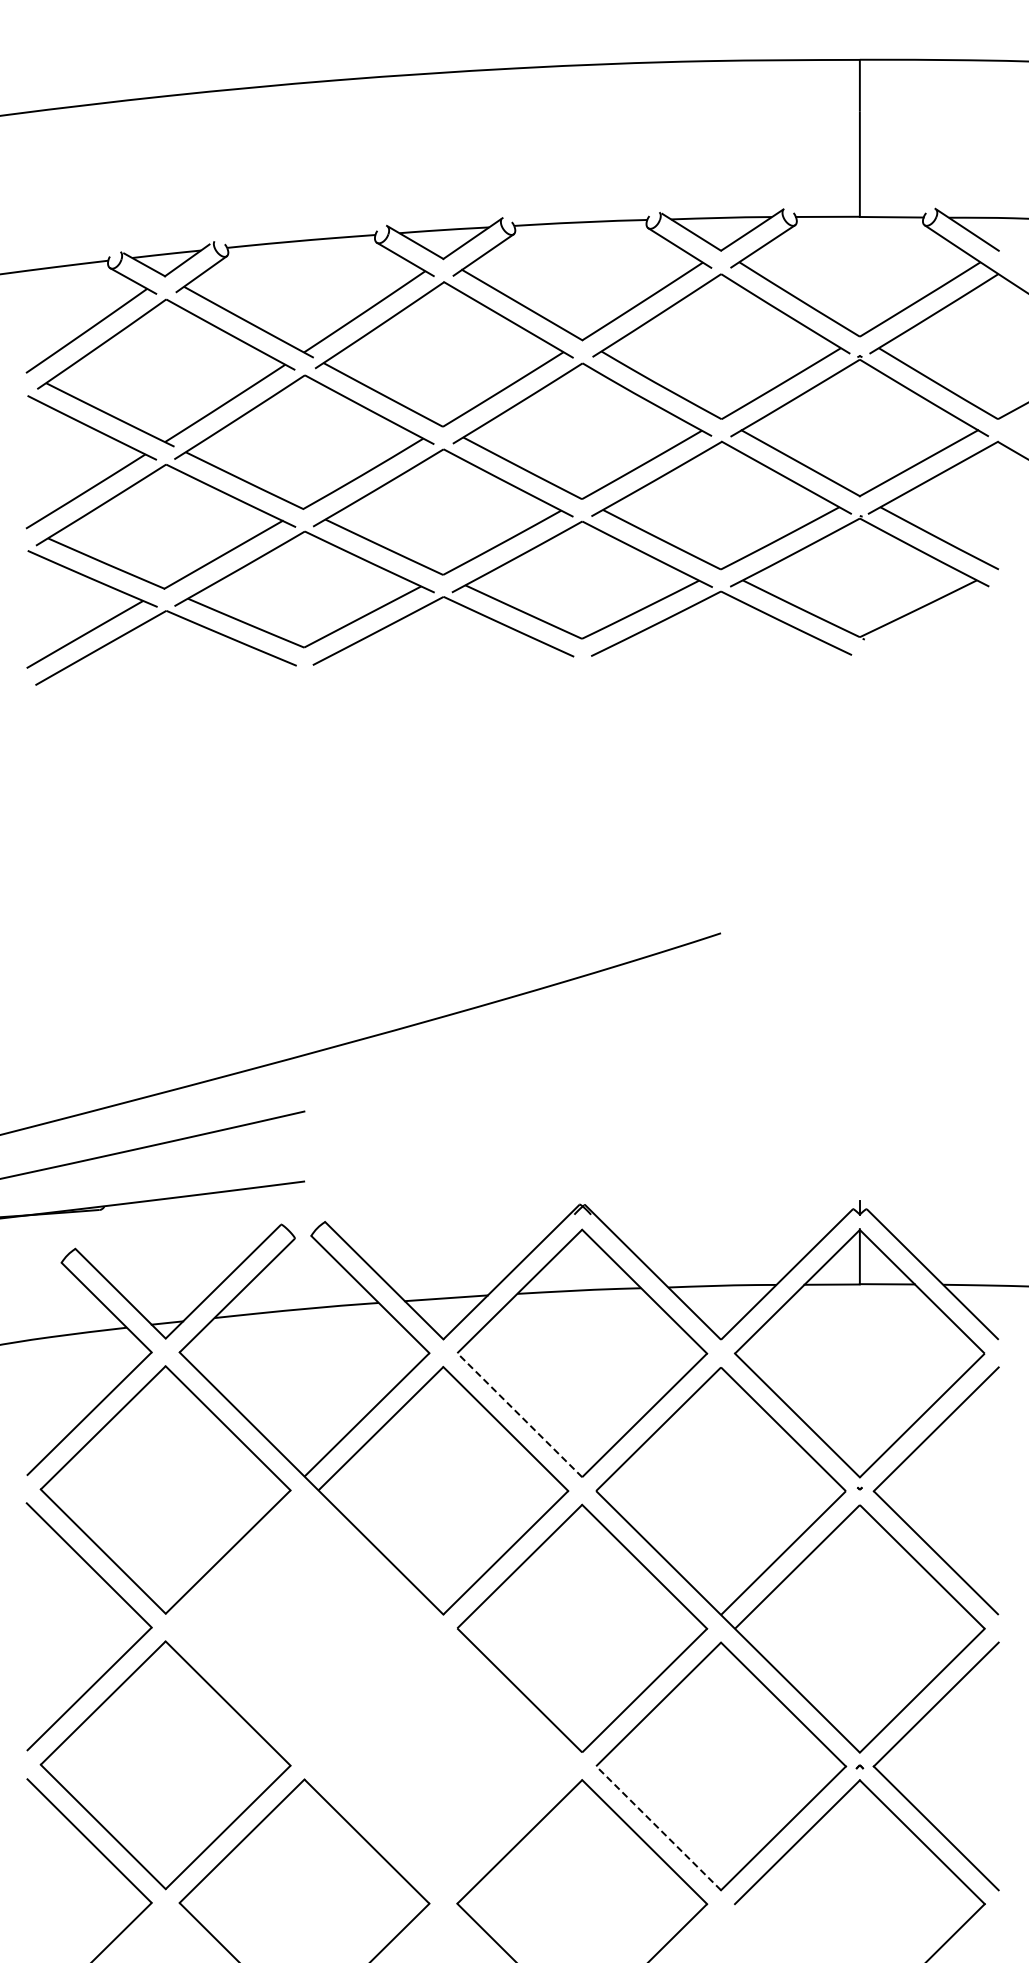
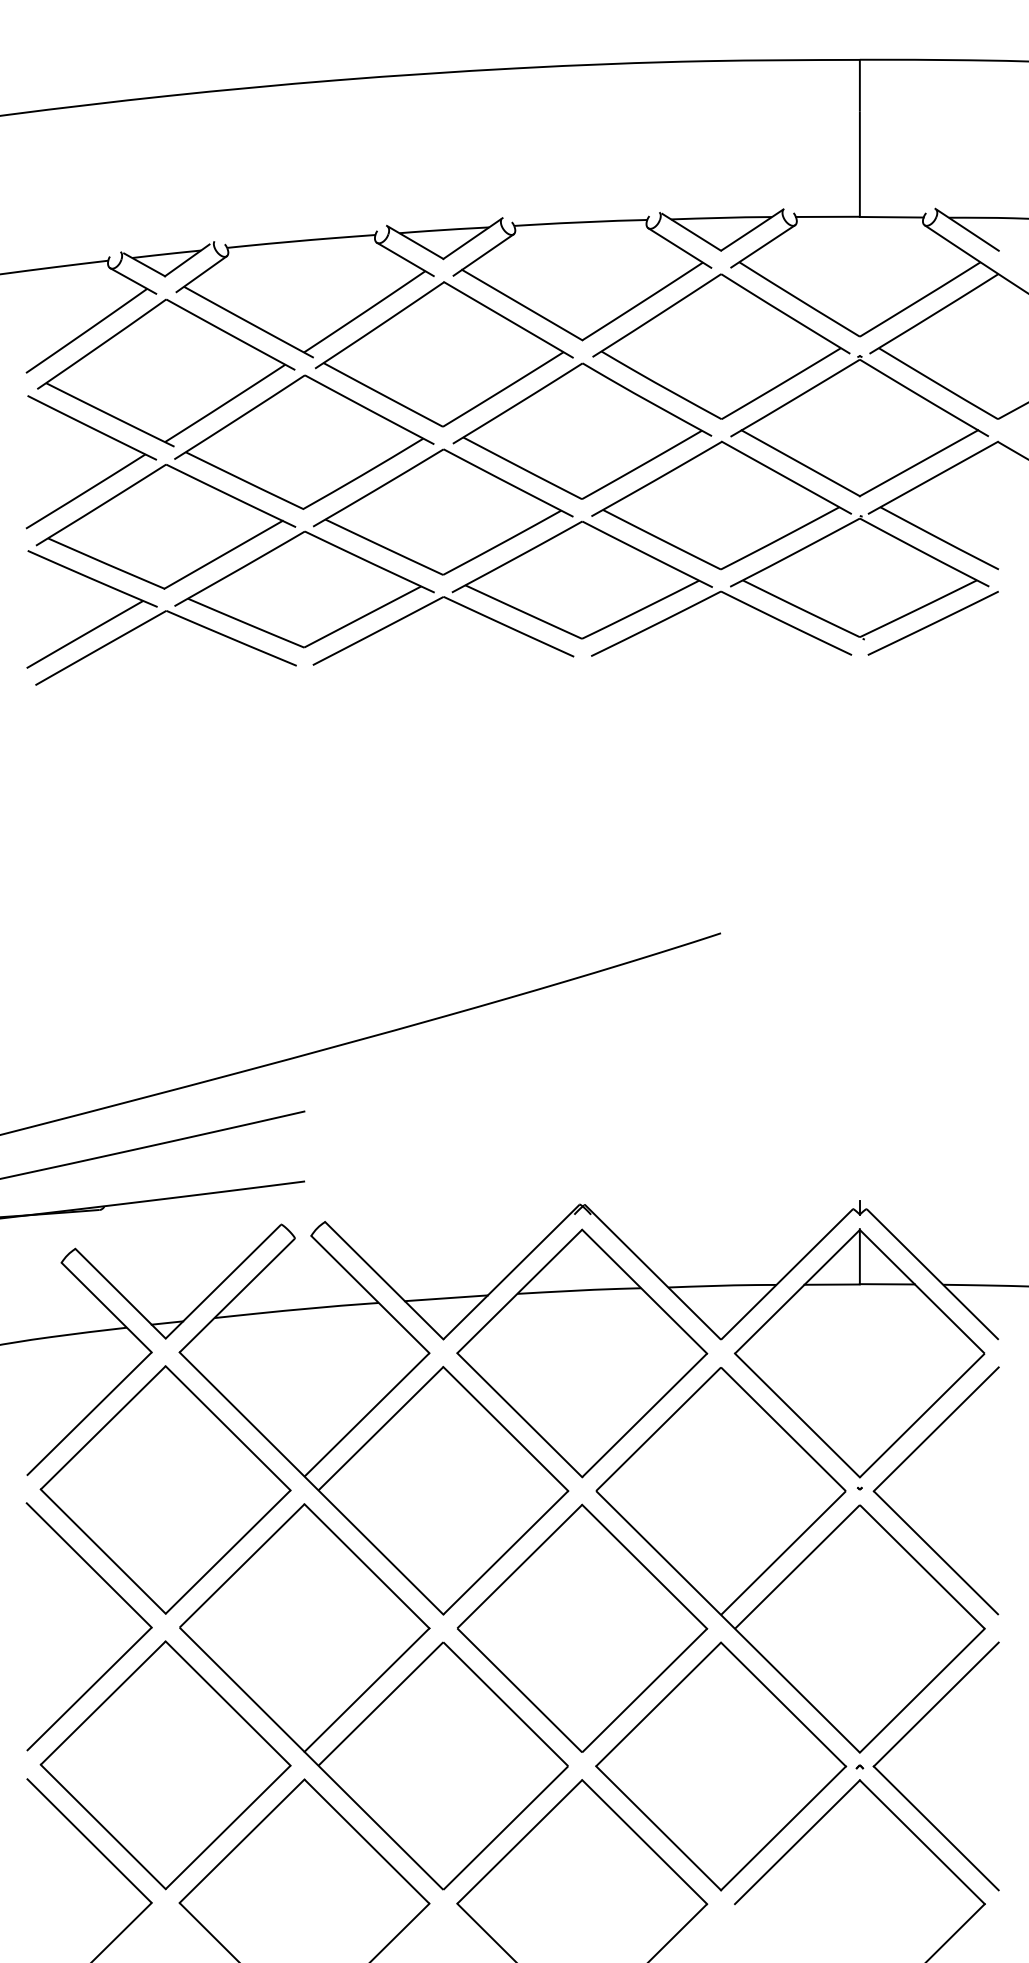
line: none -> present (933, 622)
line: dashed -> solid (519, 1415)
part: none -> present (369, 1689)
line: dashed -> solid (658, 1828)
